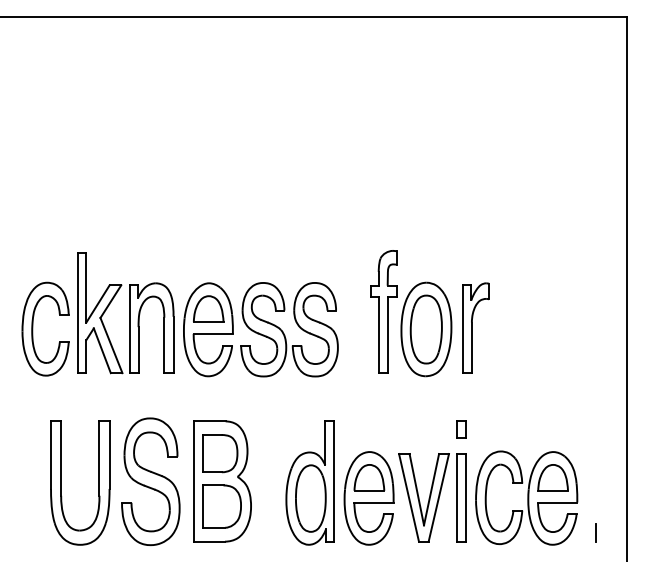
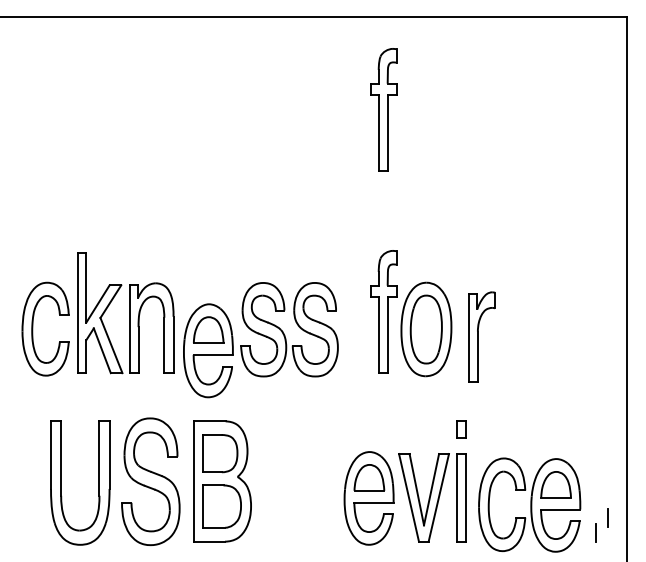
part: none -> present (383, 109)
part position: (475, 327) -> (481, 336) (481, 336)
part position: (208, 329) -> (208, 350) (208, 350)
part: present -> none (309, 482)
part position: (526, 497) -> (529, 504) (529, 504)
line: none -> present (607, 517)
